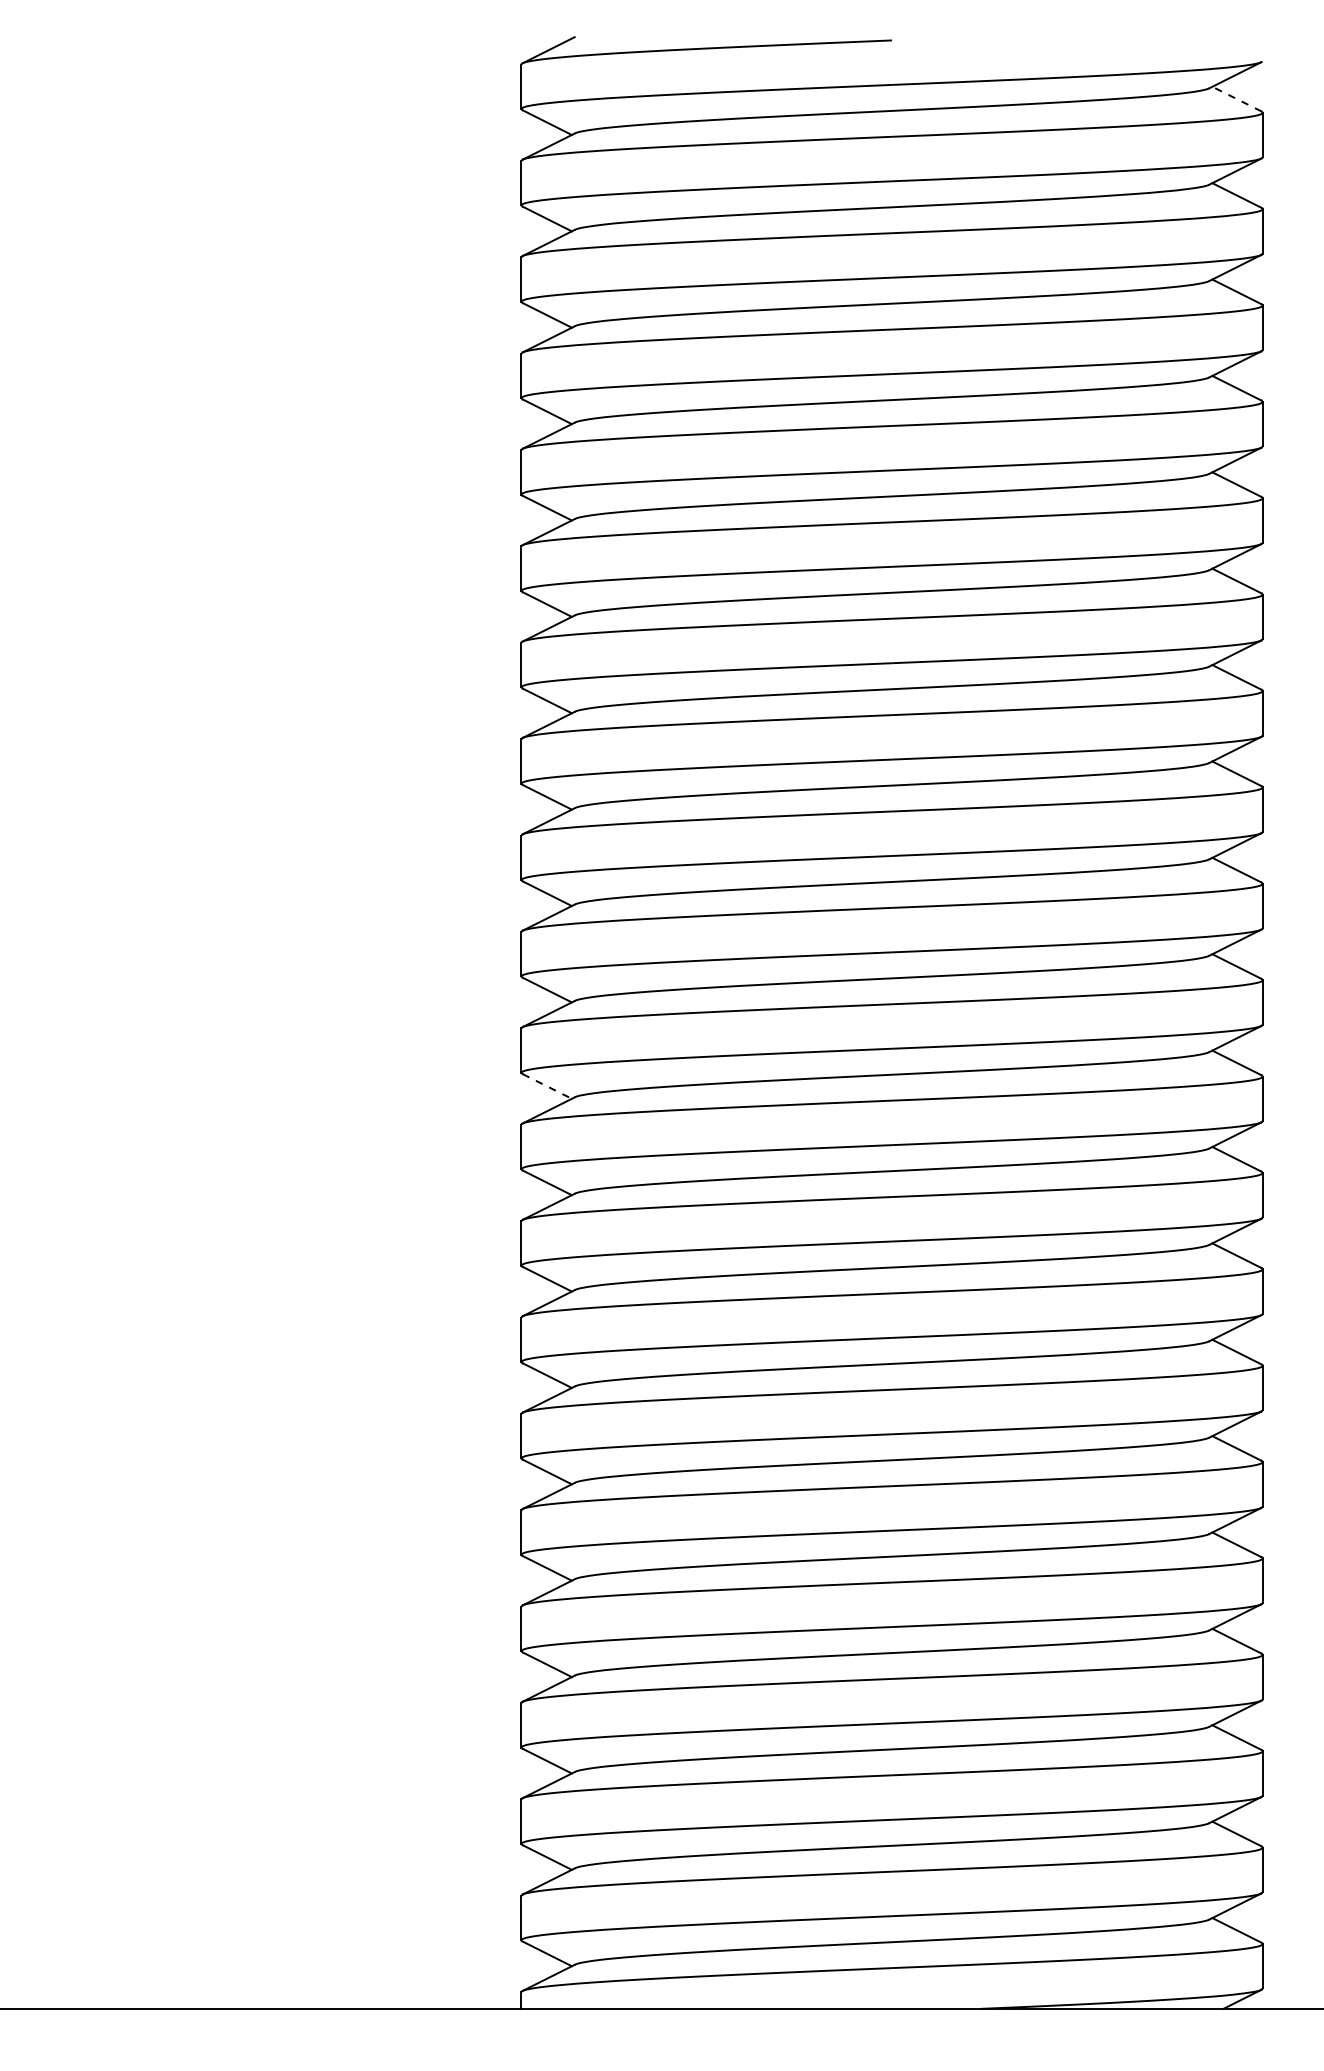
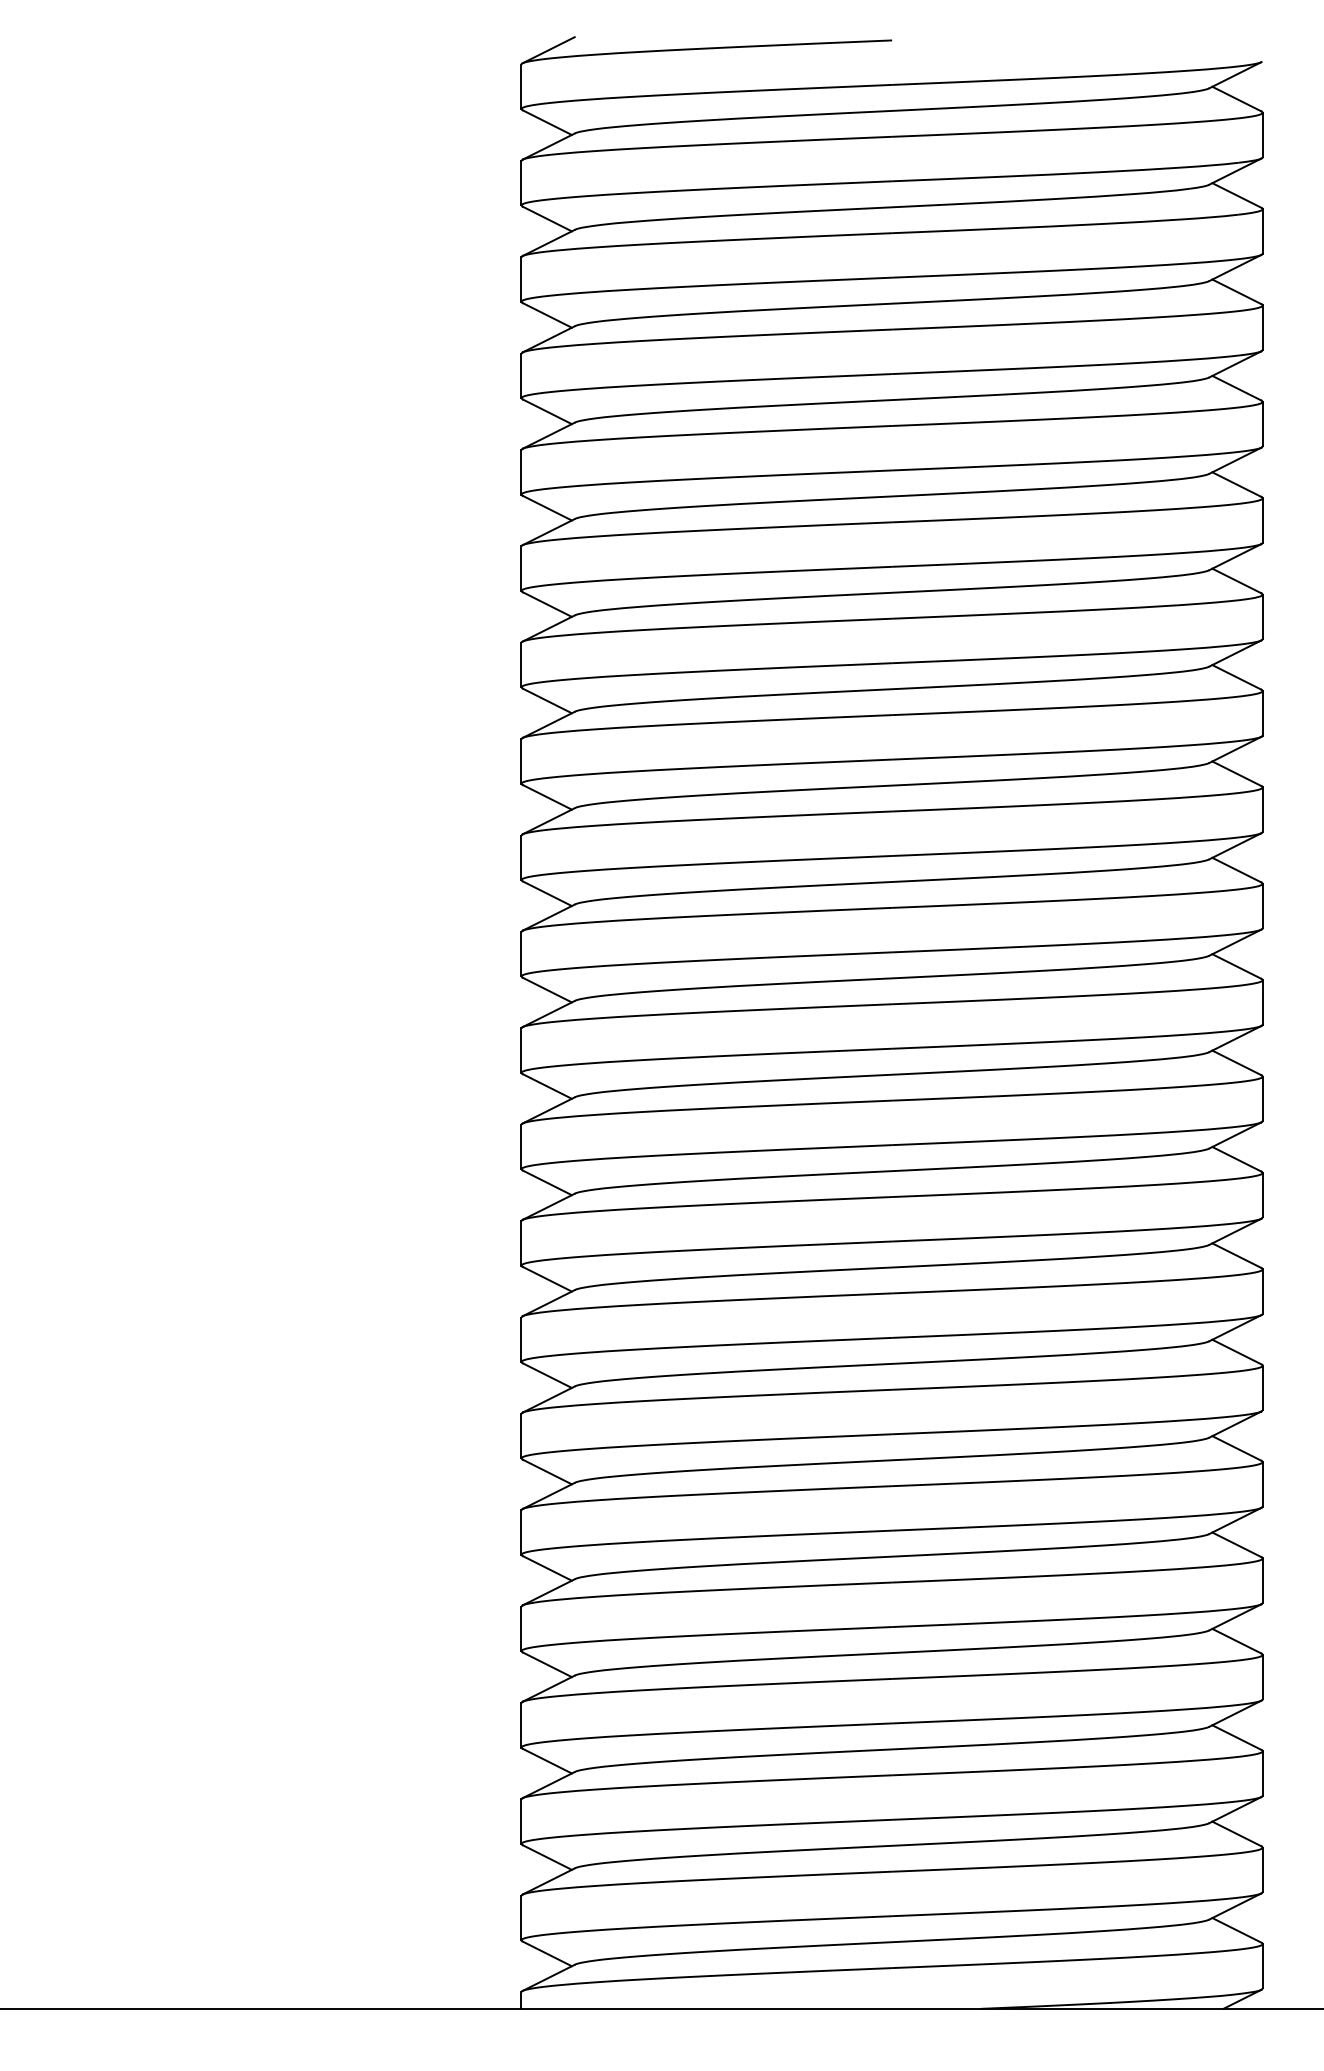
line: dashed -> solid (1236, 99)
line: dashed -> solid (547, 1086)
